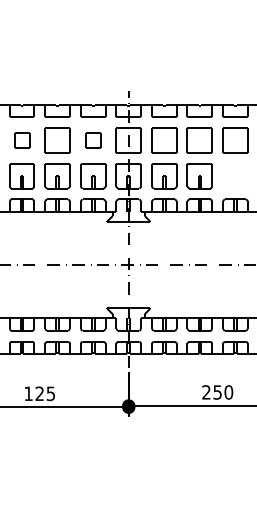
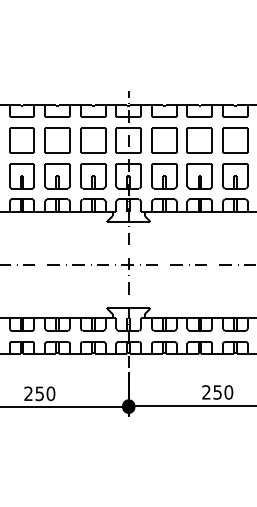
part size: 17x17 px -> 26x27 px (21, 140)
part size: 17x17 px -> 27x27 px (93, 140)
part: none -> present (235, 176)
text: 125 -> 250 (39, 393)
